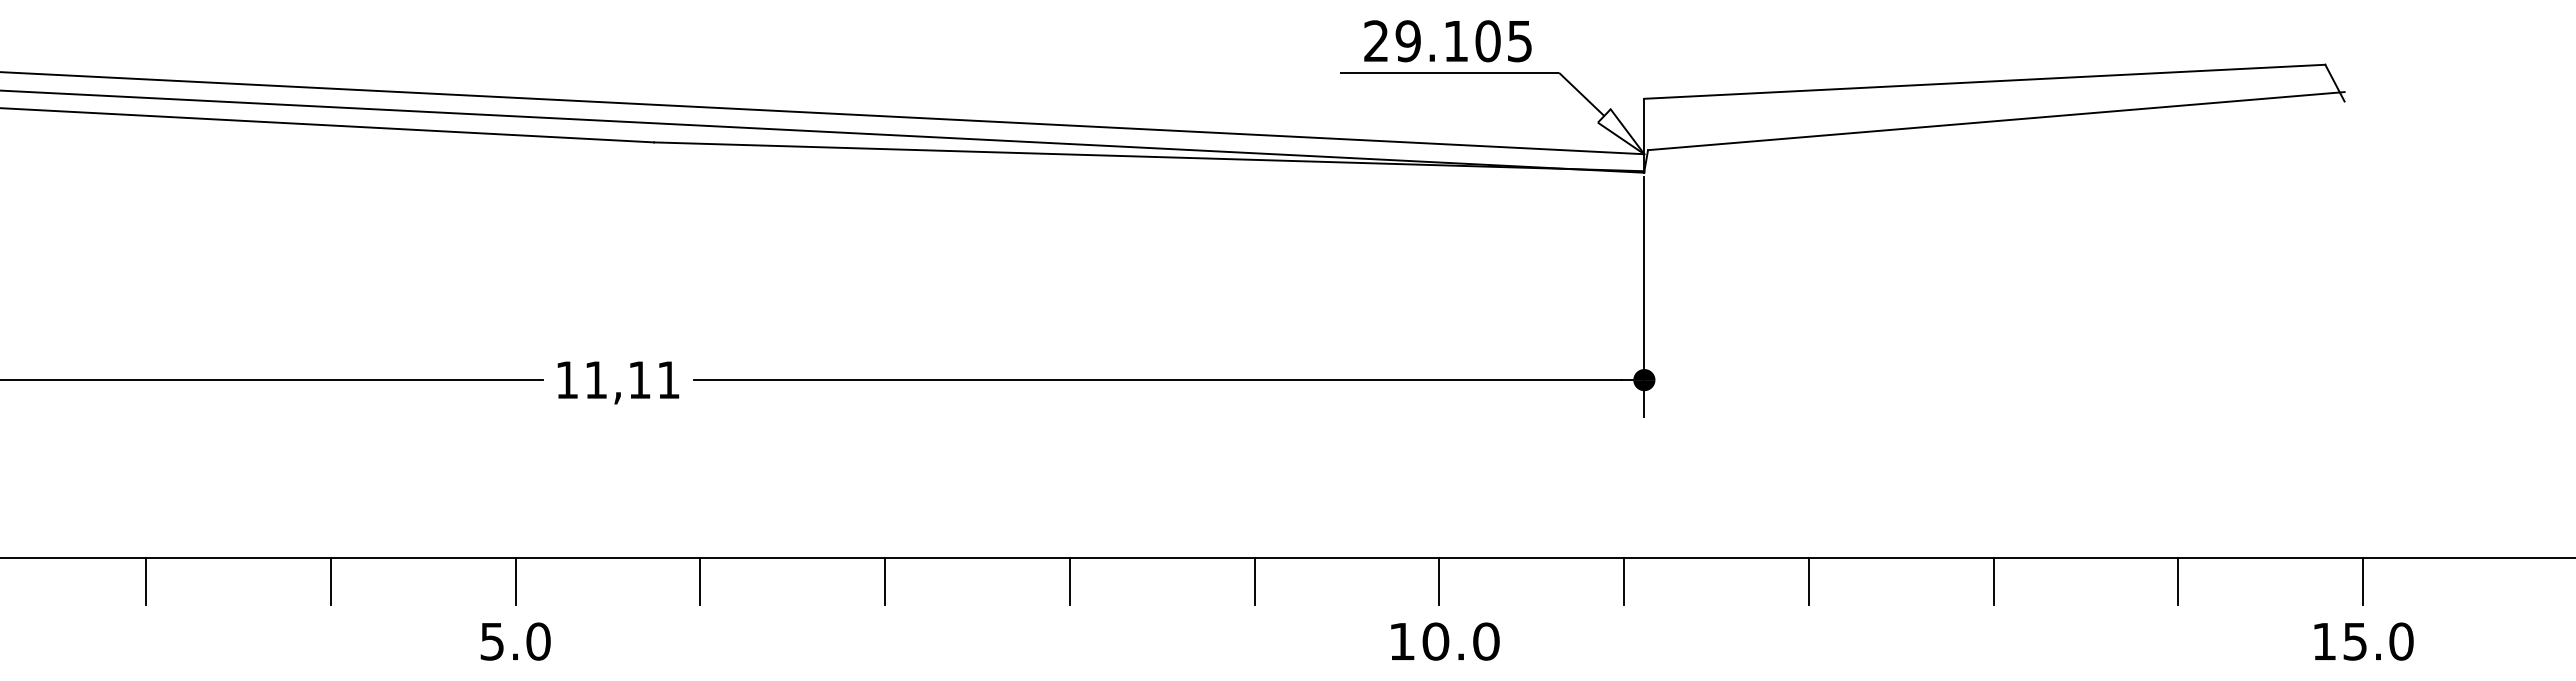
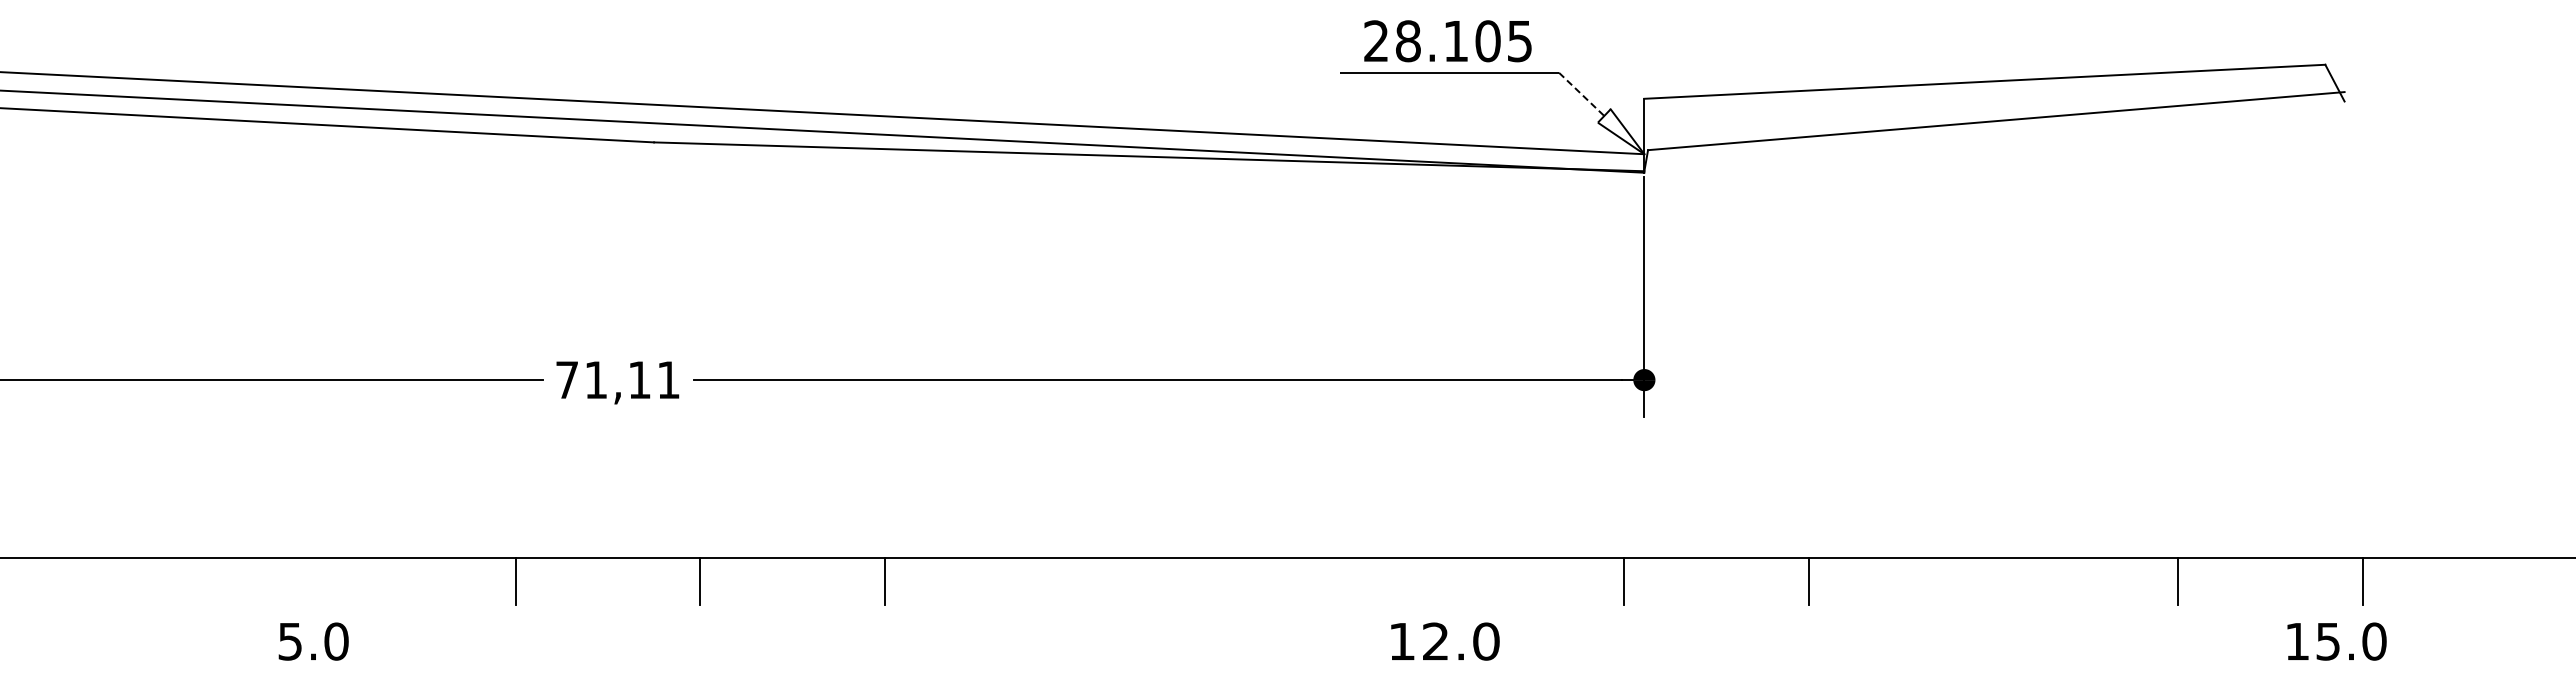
text: 29.105 -> 28.105 (1407, 41)
line: solid -> dashed (1582, 94)
text: 11,11 -> 71,11 (566, 379)
line: present -> none (146, 581)
line: present -> none (330, 581)
line: present -> none (1069, 581)
line: present -> none (1254, 581)
line: present -> none (1439, 581)
line: present -> none (1993, 581)
text position: (515, 641) -> (313, 641) (313, 641)
text: 10.0 -> 12.0 (1435, 641)
text position: (2363, 641) -> (2336, 641) (2336, 641)
